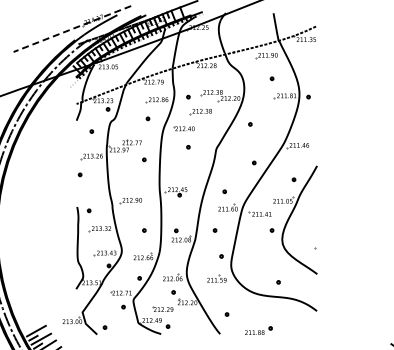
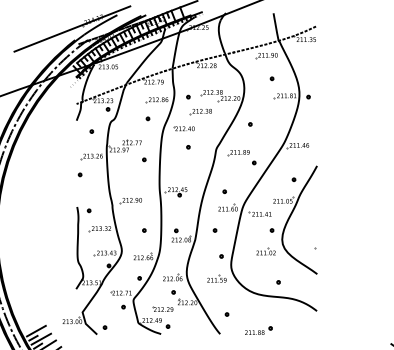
line: dashed -> solid (71, 29)
part: none -> present (238, 153)
part: none -> present (265, 251)
